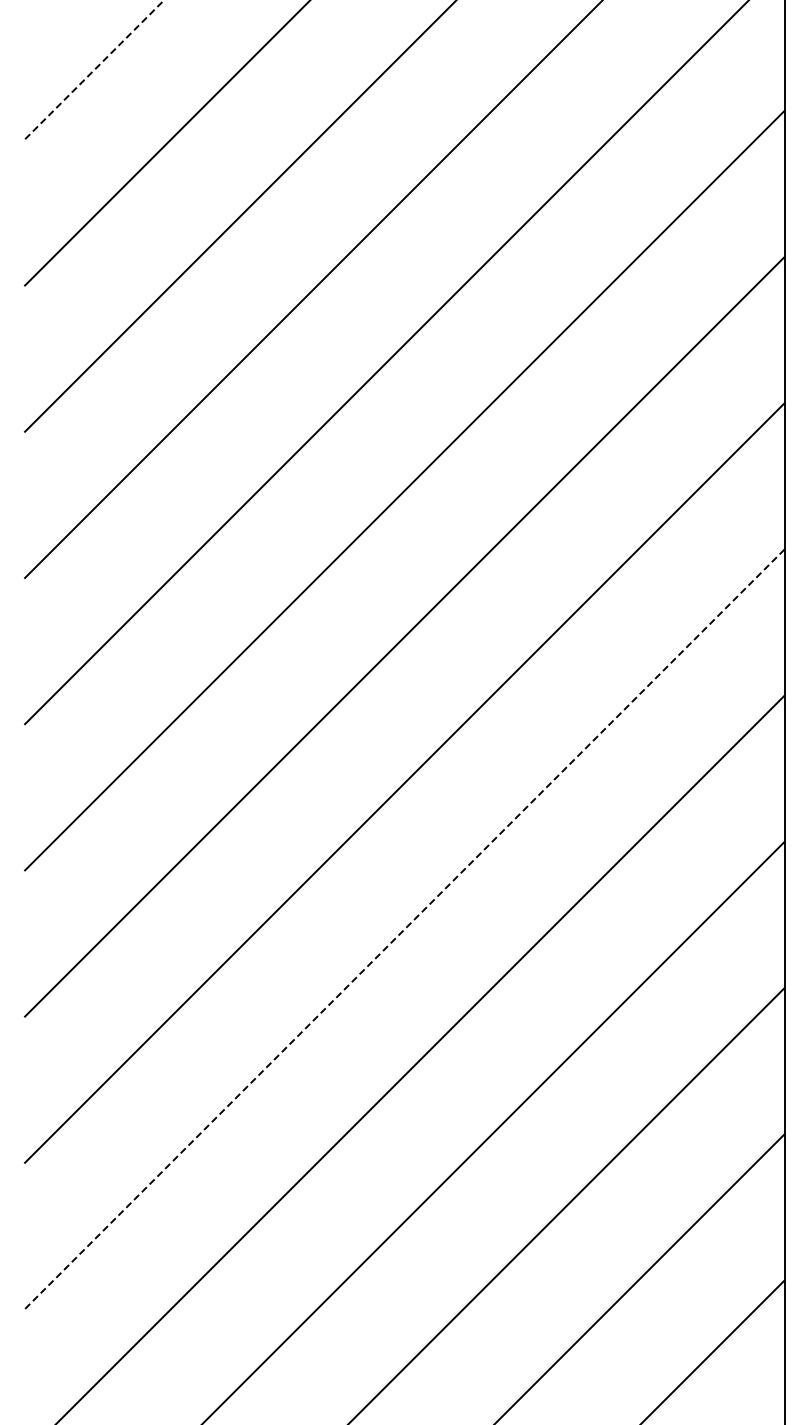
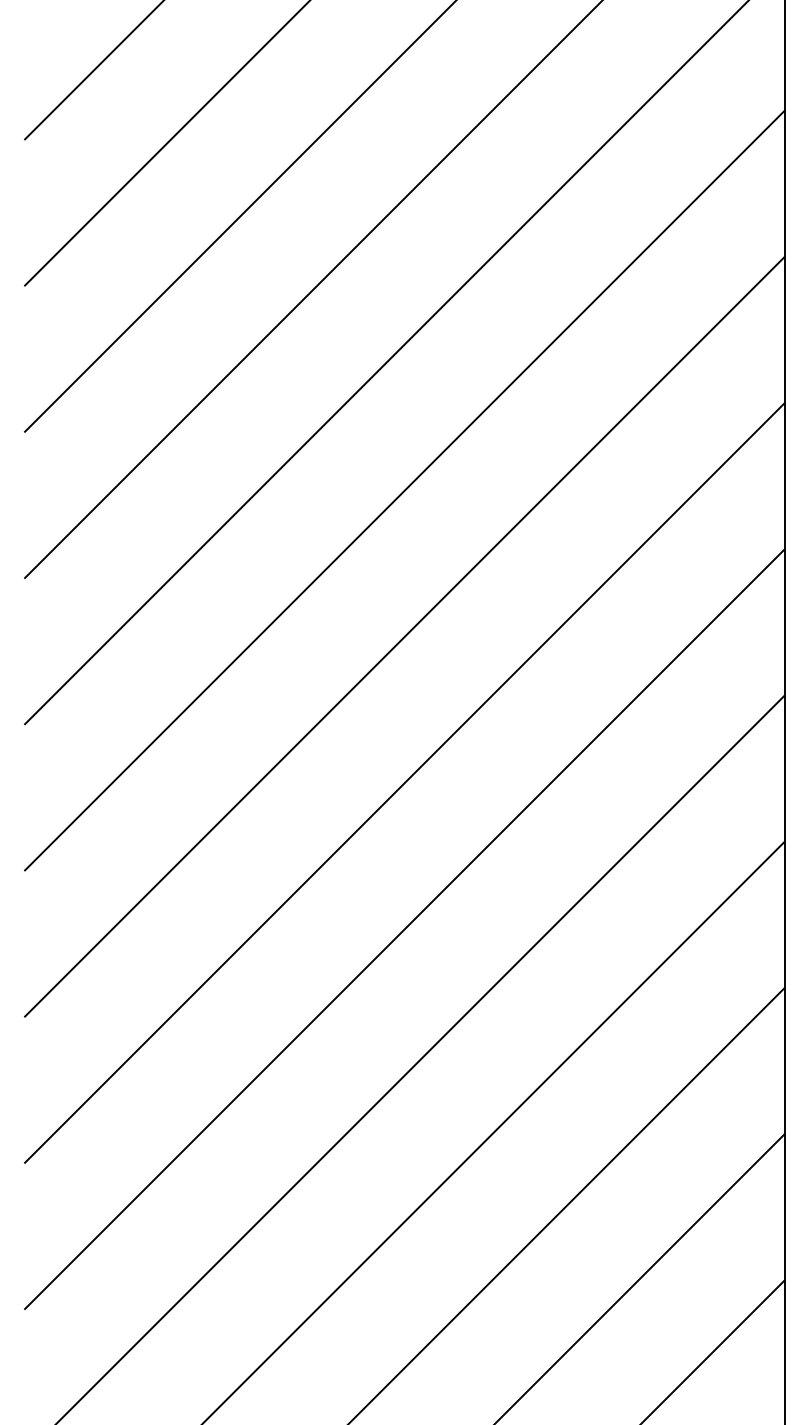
line: dashed -> solid (94, 70)
line: dashed -> solid (404, 929)
